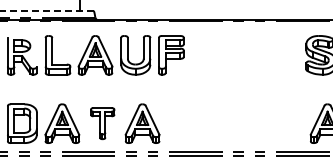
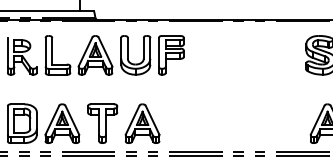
line: dashed -> solid (46, 11)
part size: 26x34 px -> 32x41 px (102, 123)
